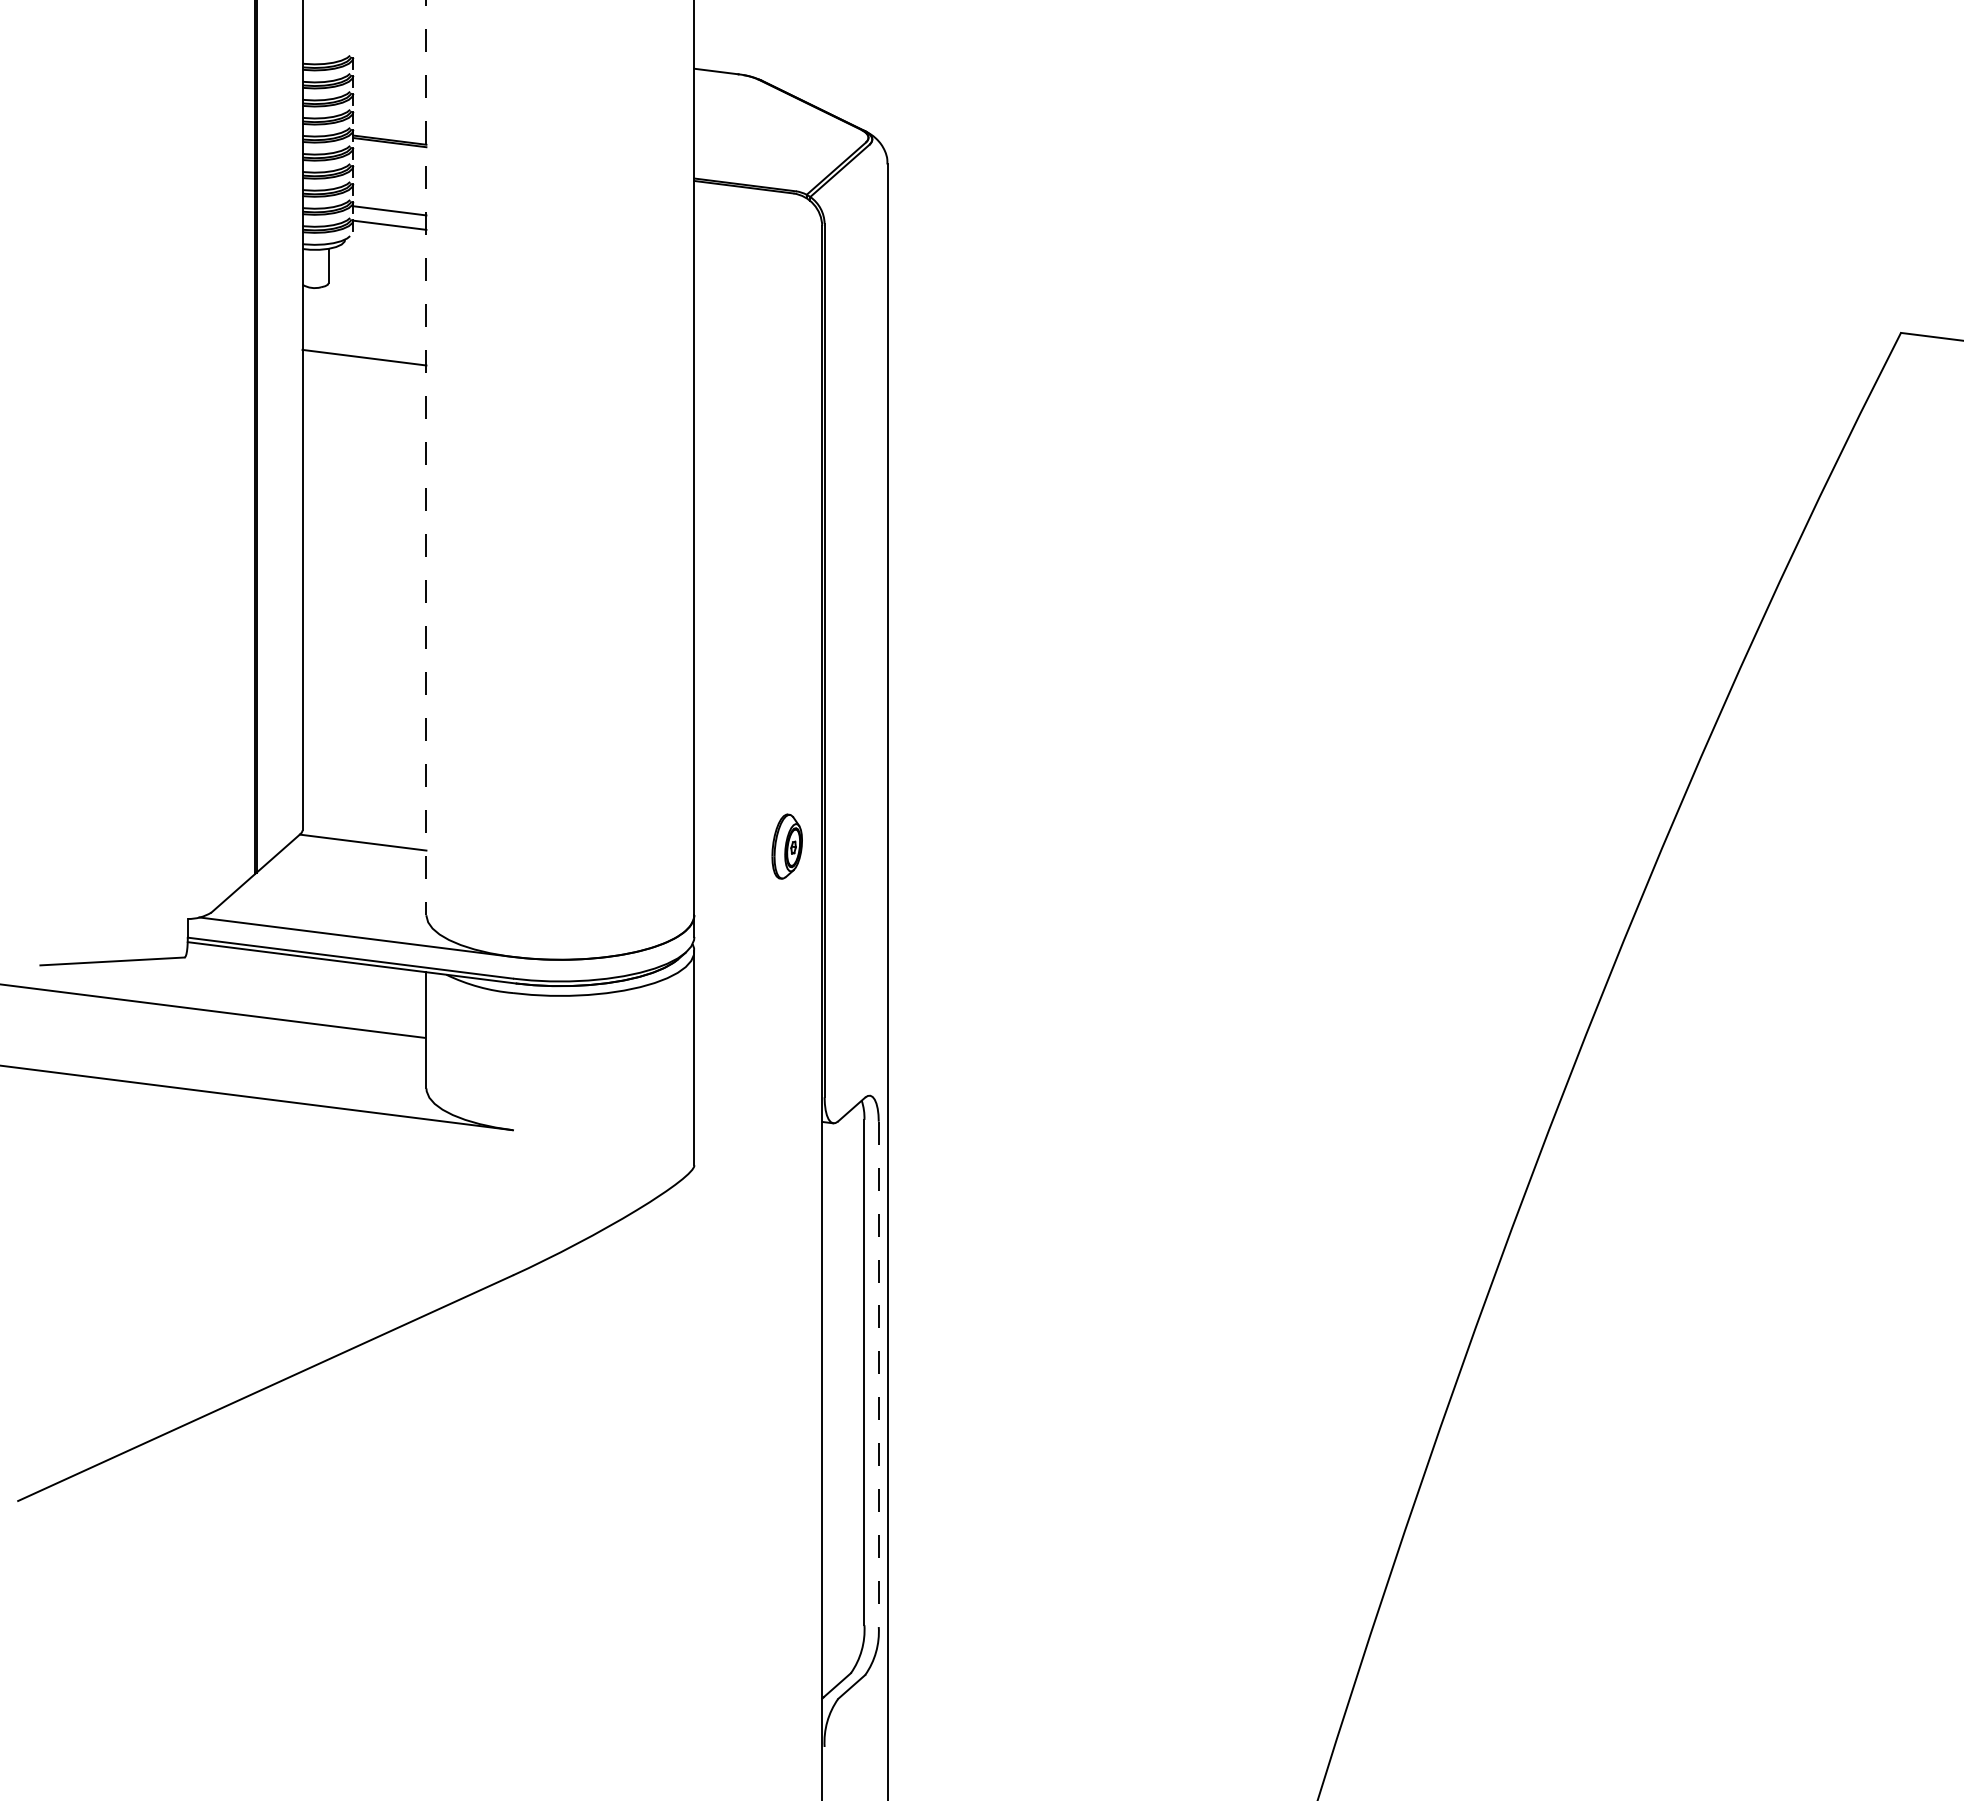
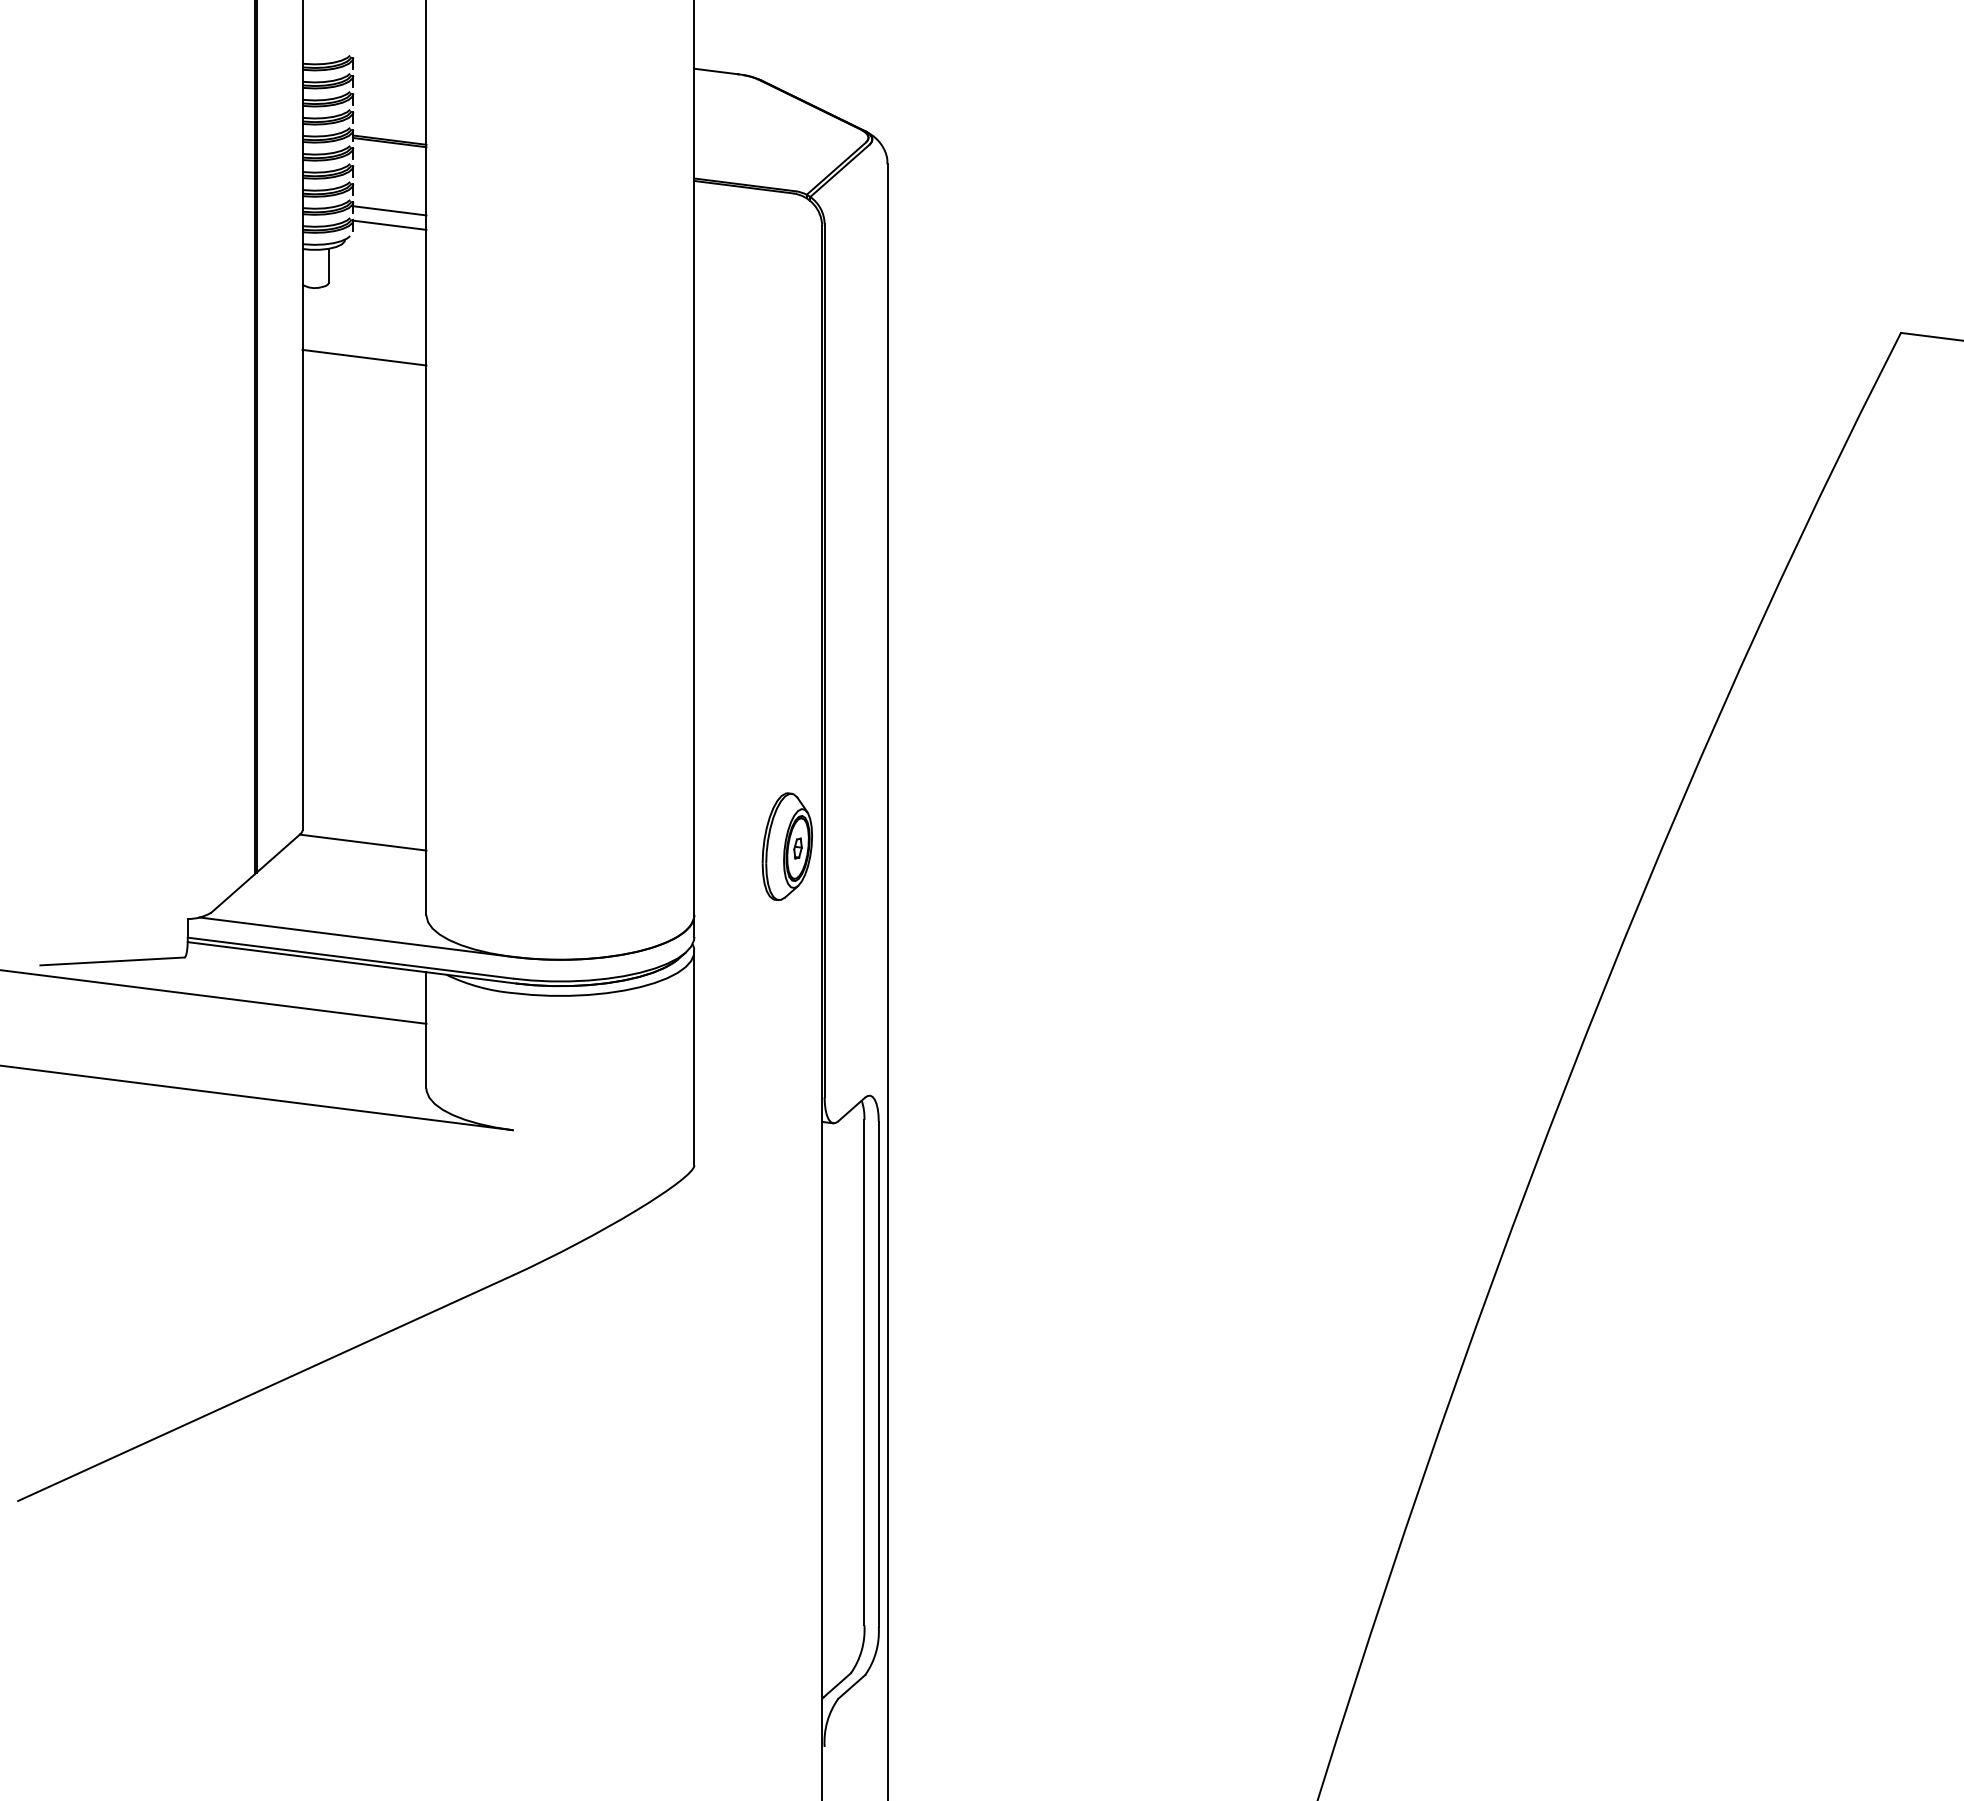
line: dashed -> solid (426, 458)
part size: 32x67 px -> 52x109 px (786, 846)
line position: (213, 1010) -> (214, 996) (214, 996)
line: dashed -> solid (878, 1374)
